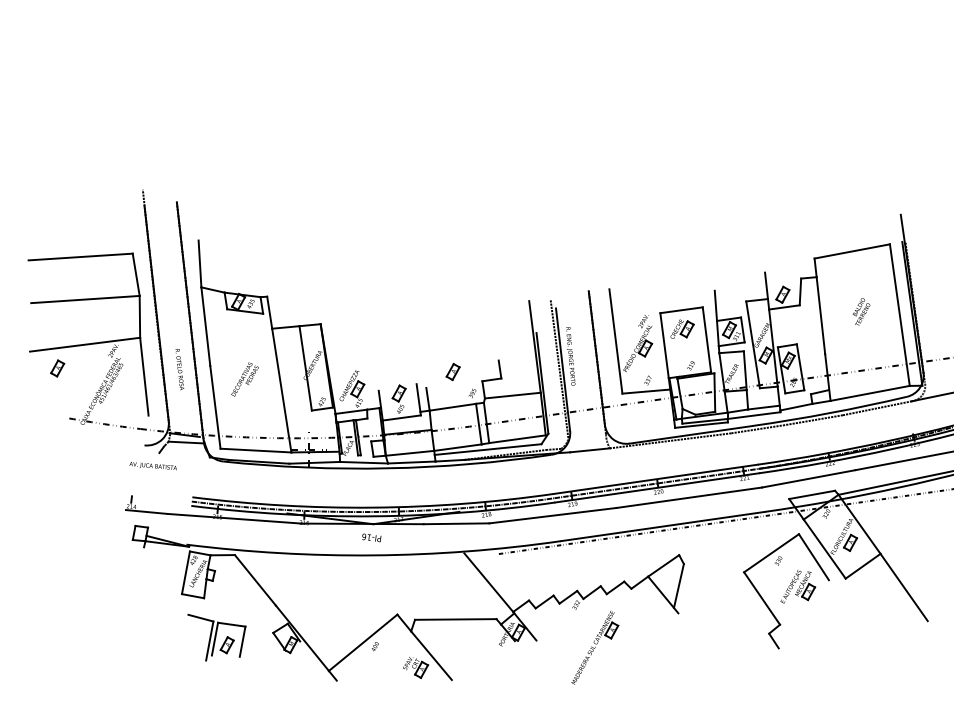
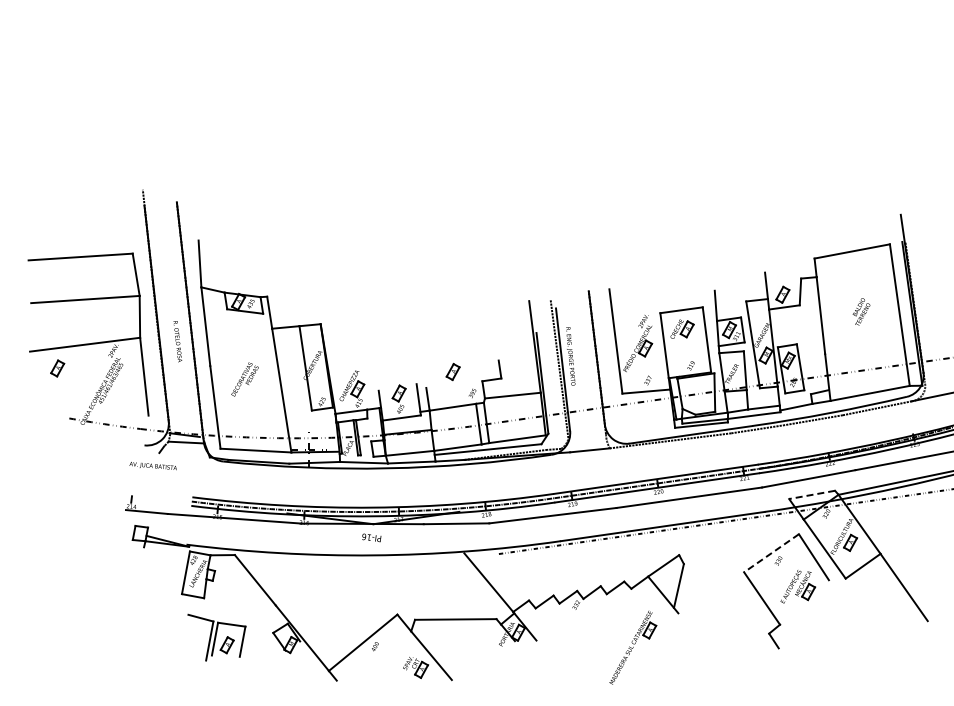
text position: (179, 369) -> (177, 341) (177, 341)
line: solid -> dashed (811, 494)
line: solid -> dashed (771, 553)
part position: (595, 647) -> (633, 647) (633, 647)
